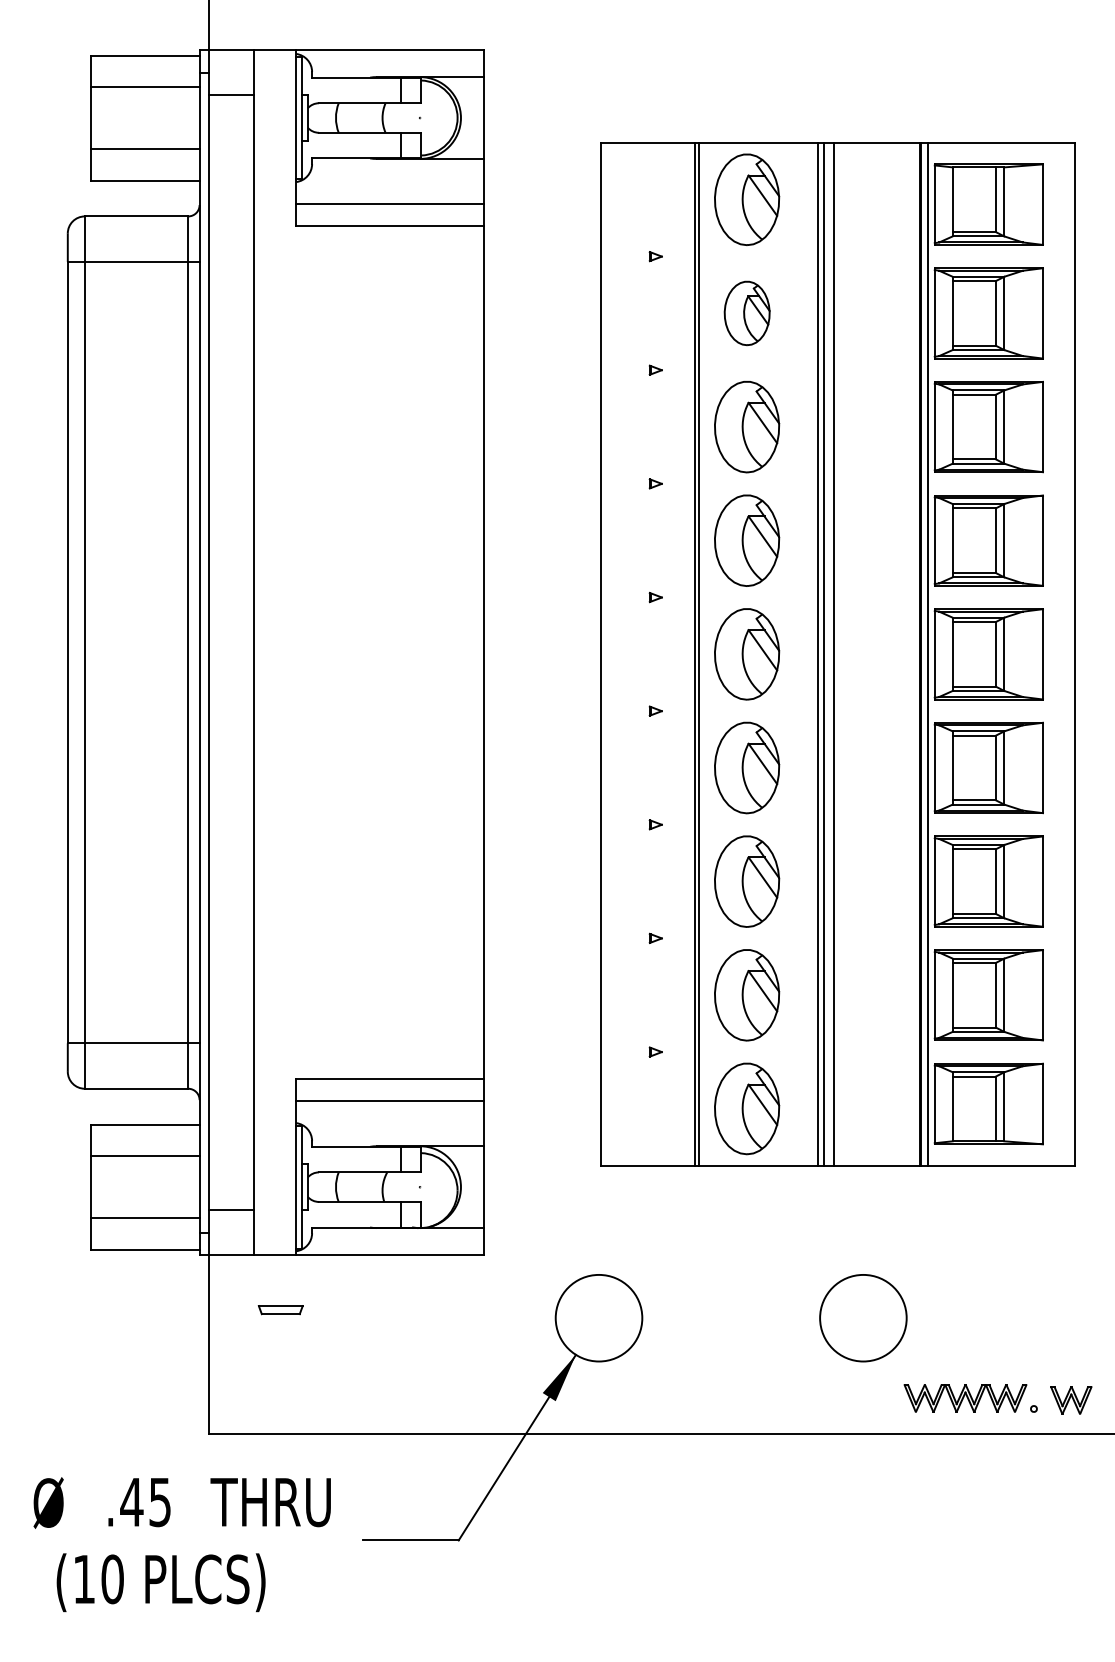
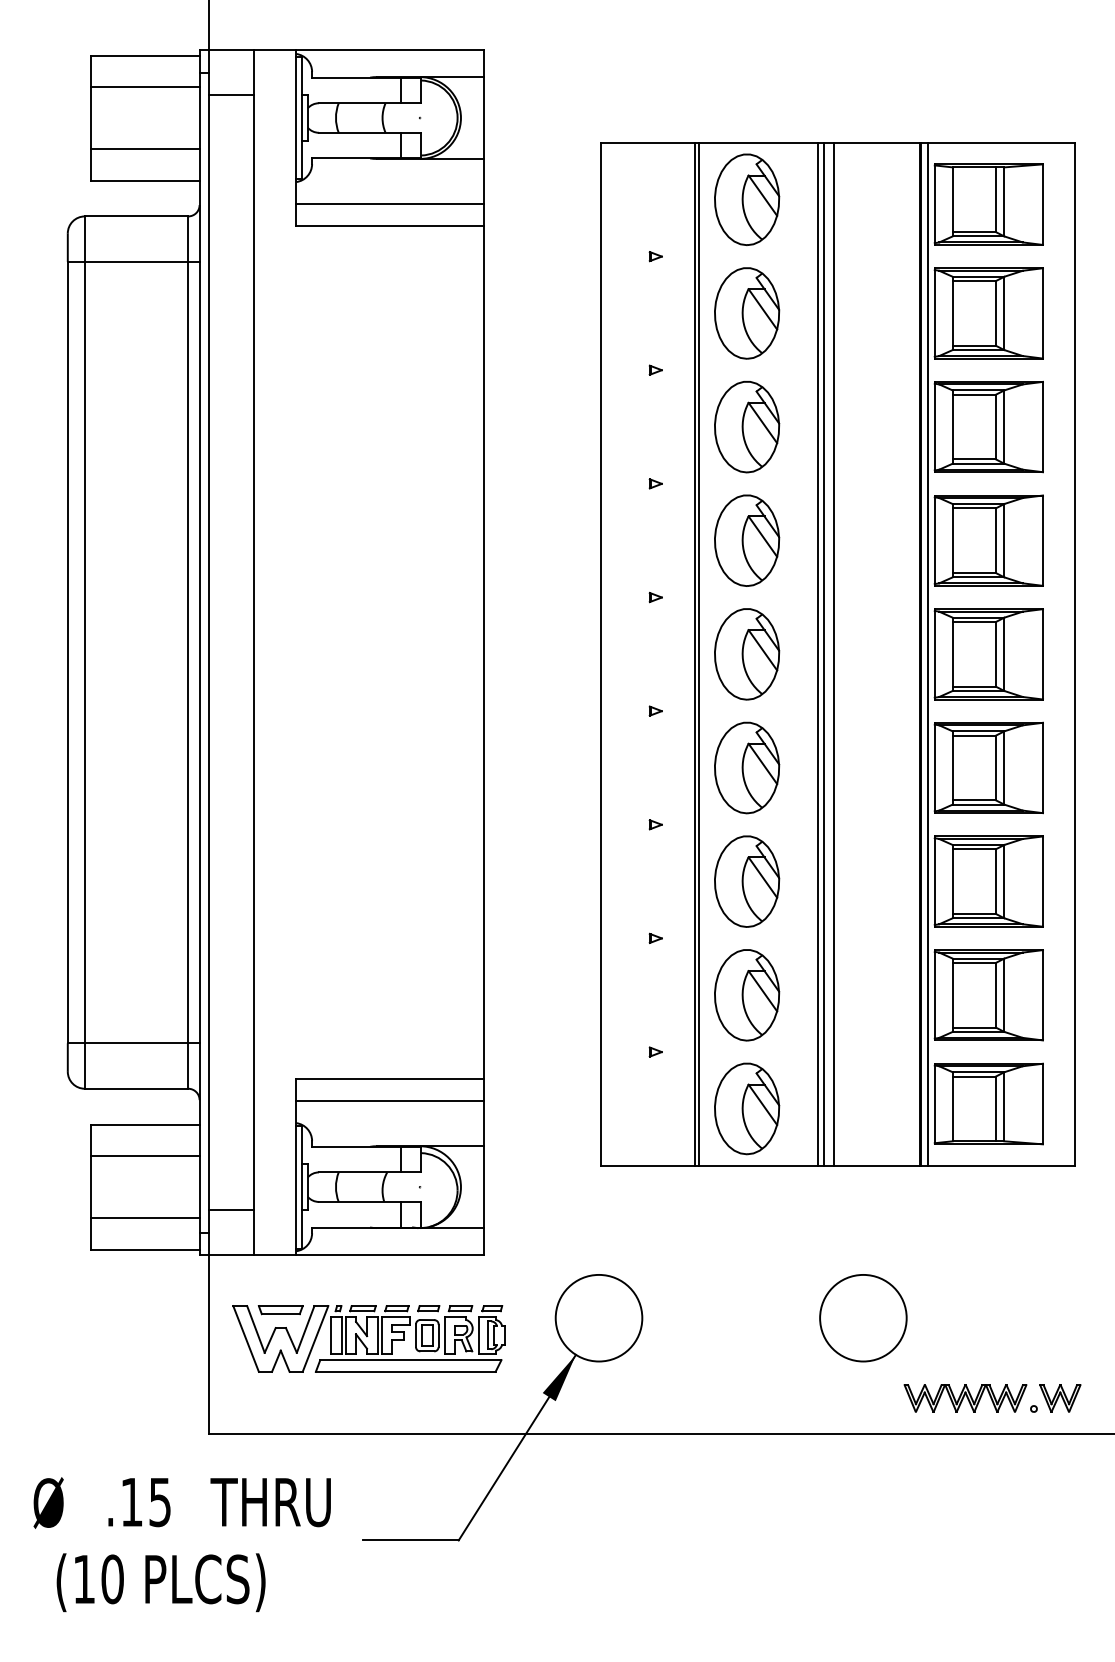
part size: 48x67 px -> 67x93 px (747, 313)
part: none -> present (368, 1338)
part position: (1071, 1400) -> (1060, 1398) (1060, 1398)
text: .45 -> .15 (131, 1502)
